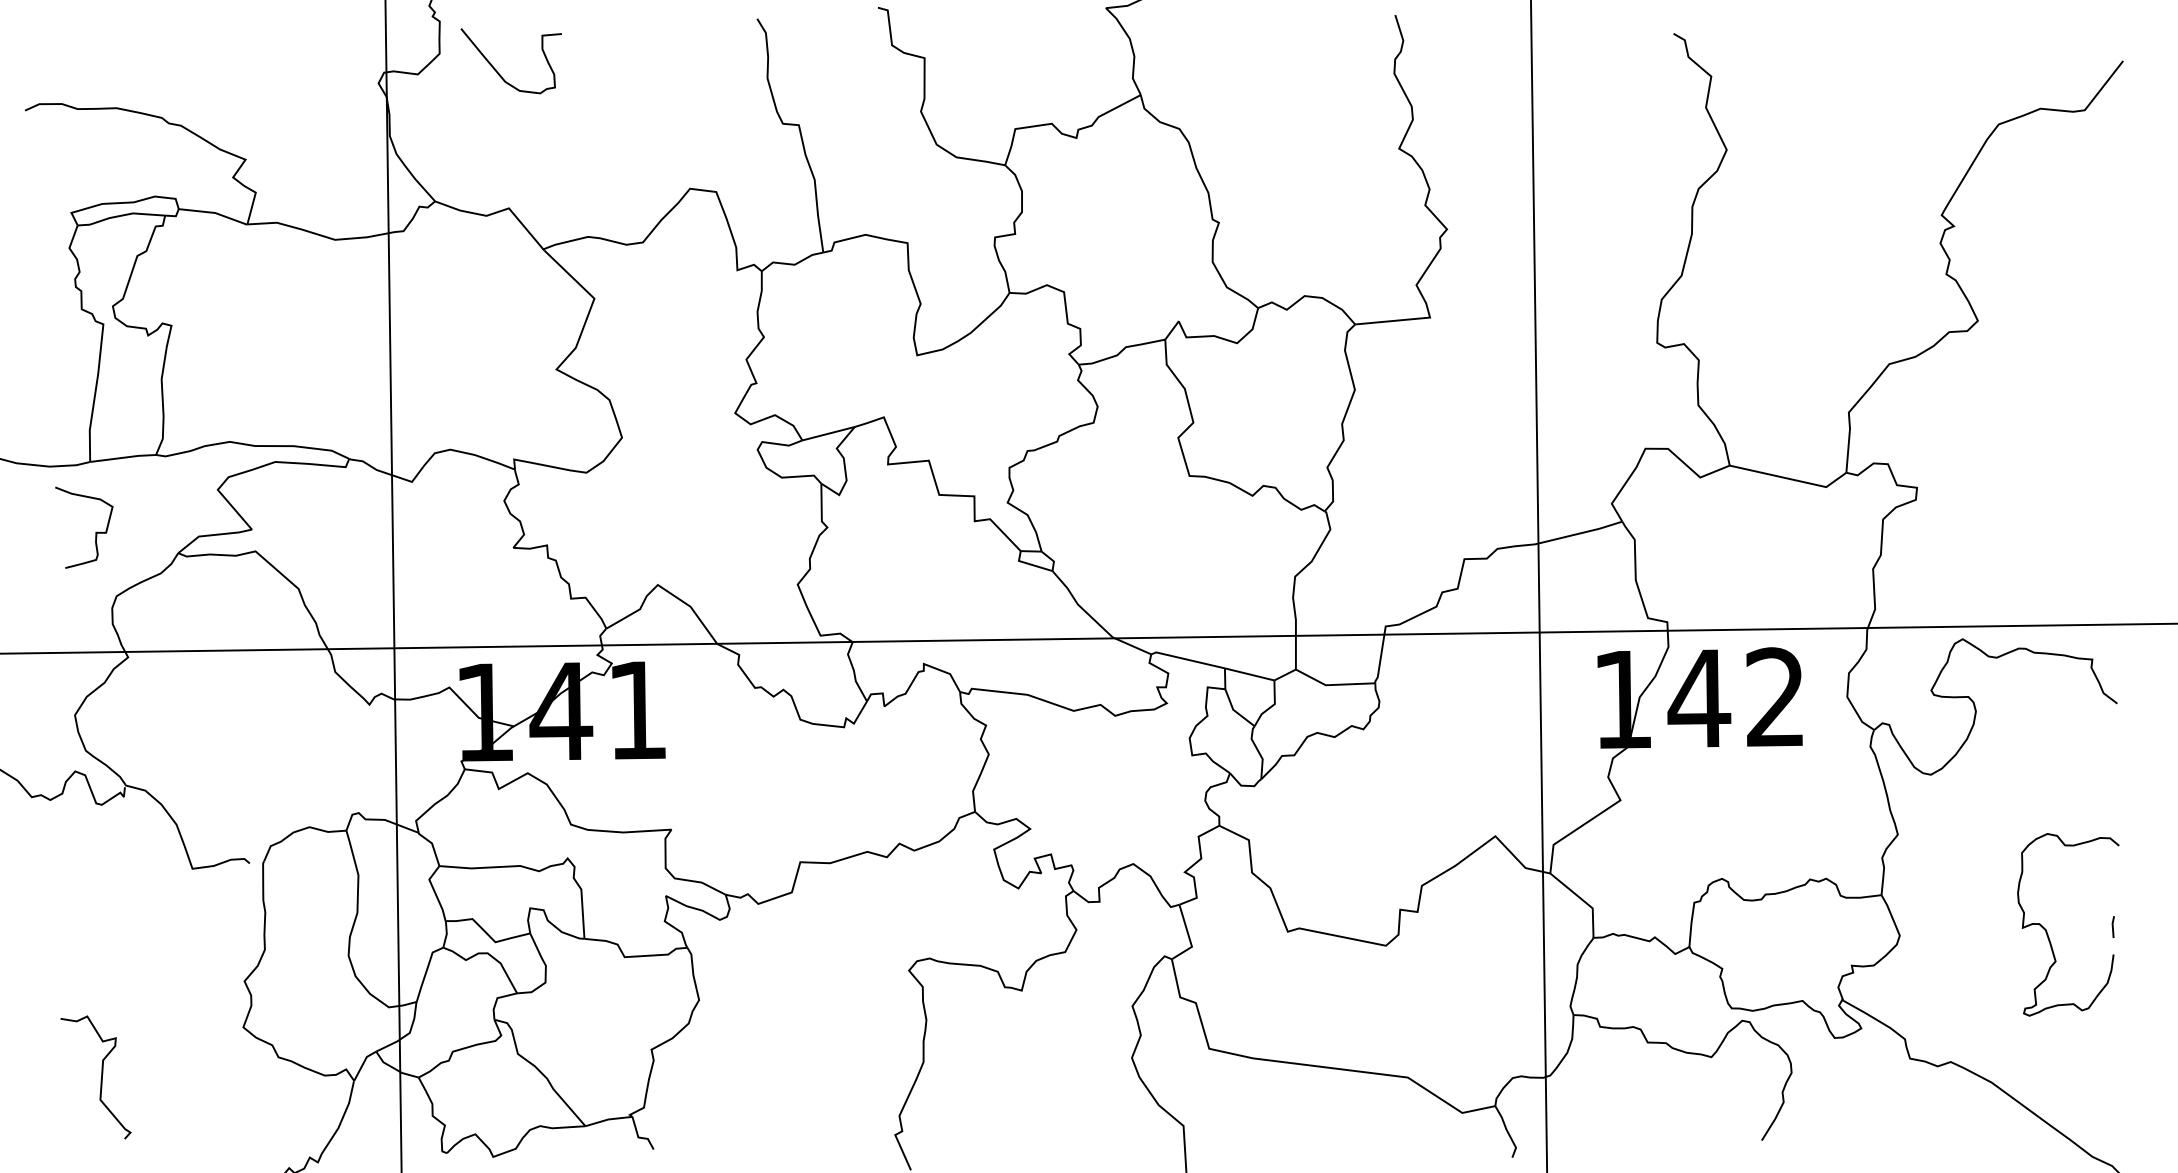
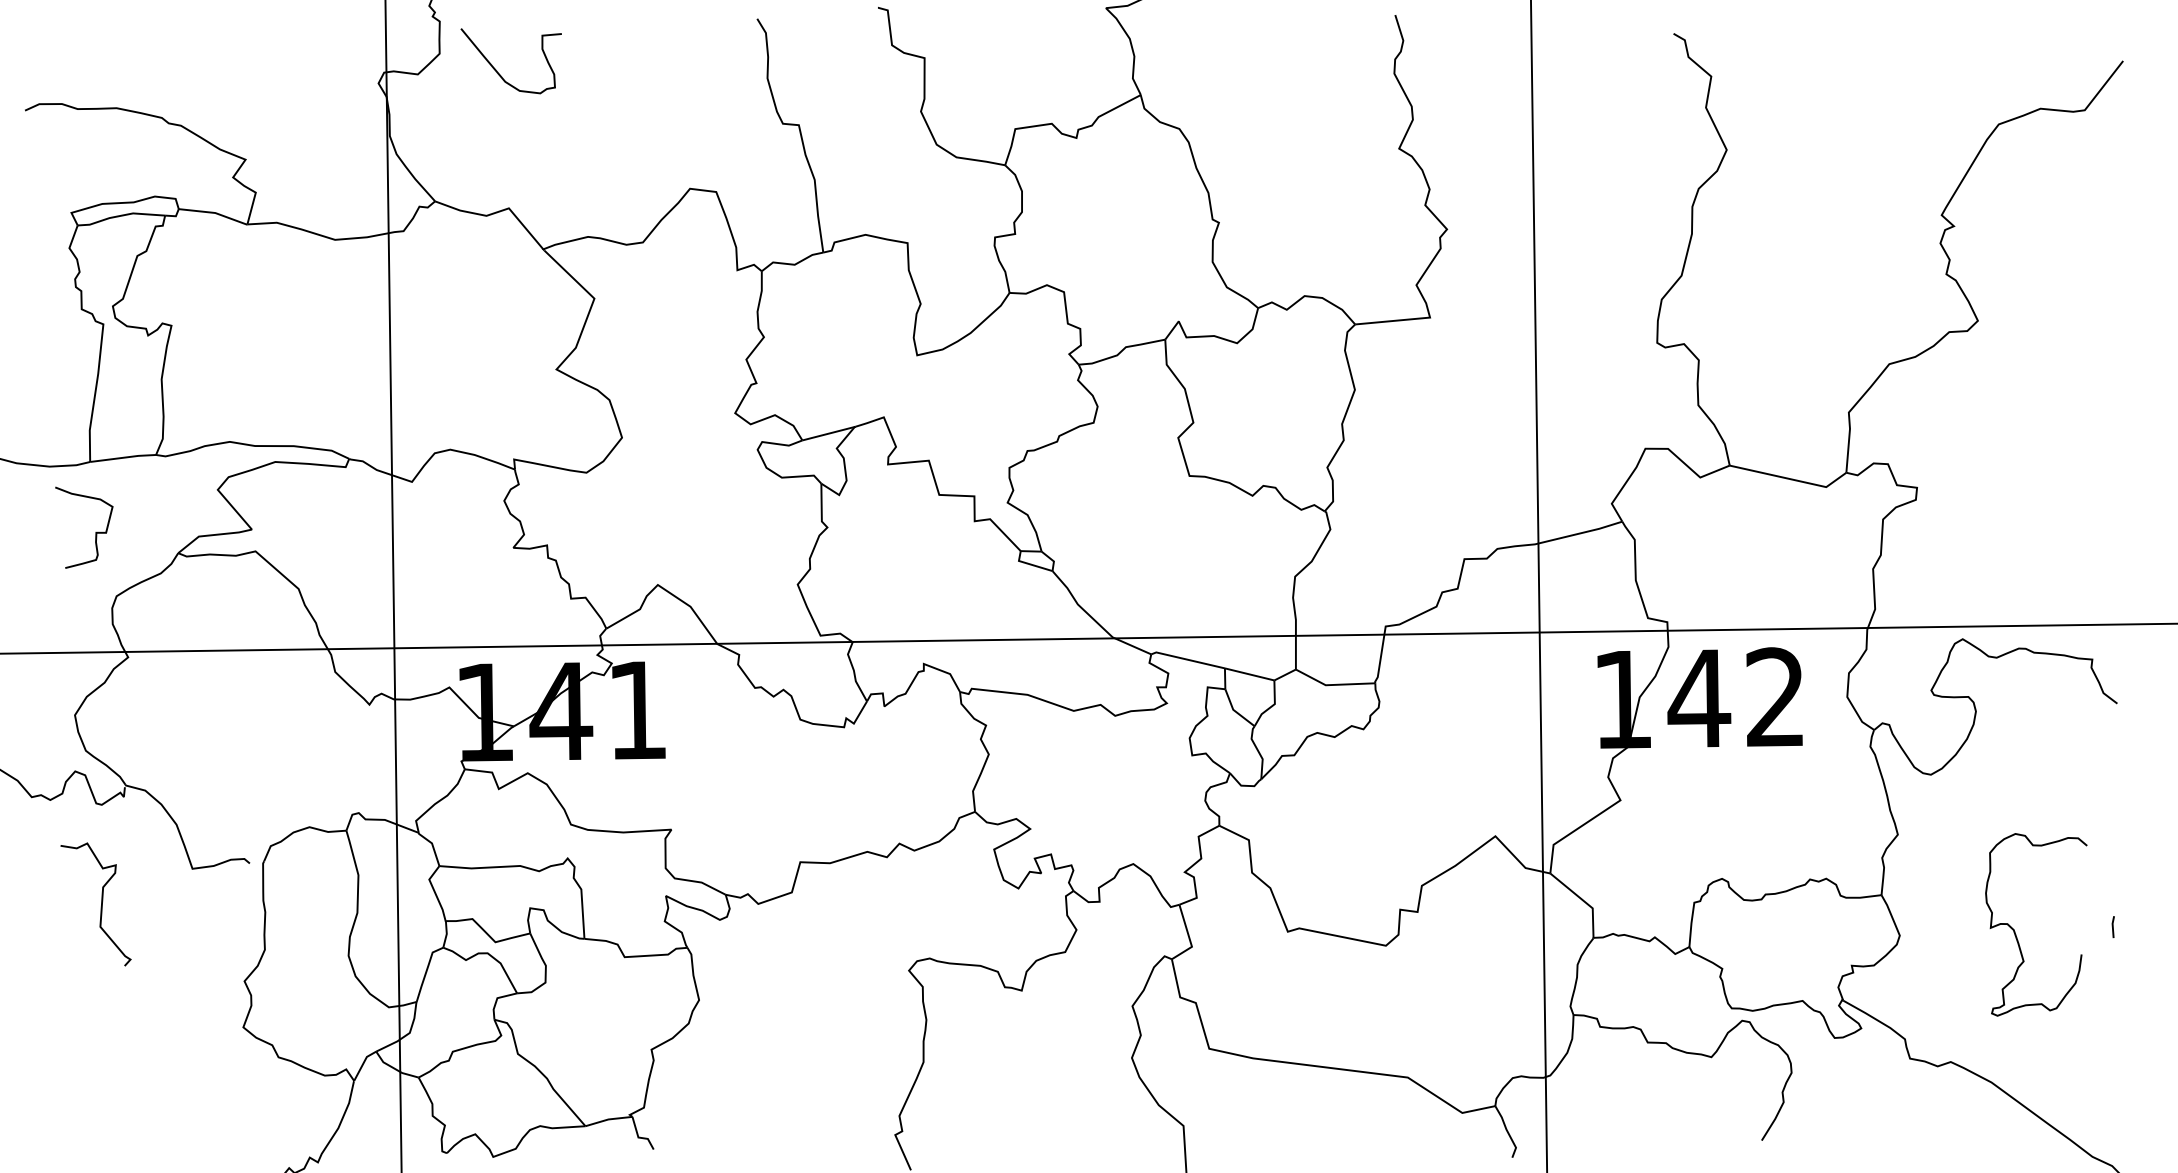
curve position: (2047, 931) -> (2015, 931) (2015, 931)
curve position: (100, 1079) -> (100, 906) (100, 906)
